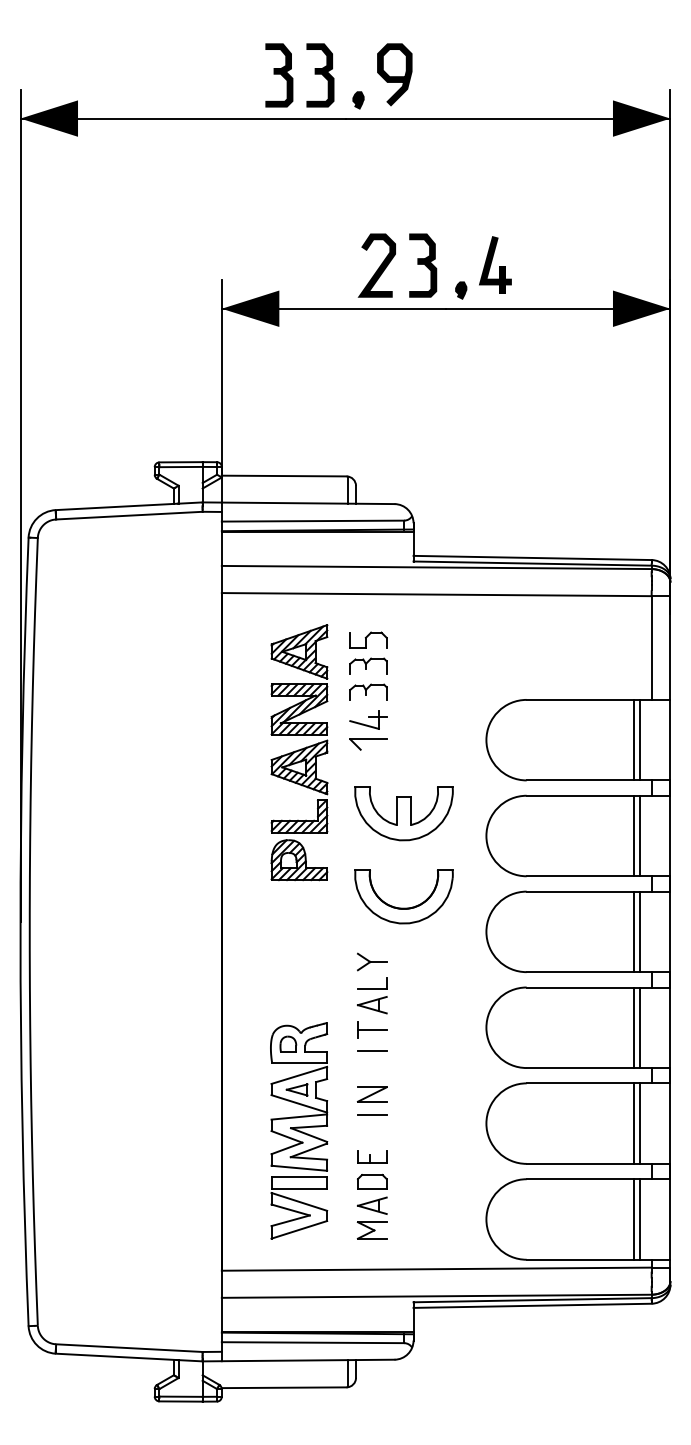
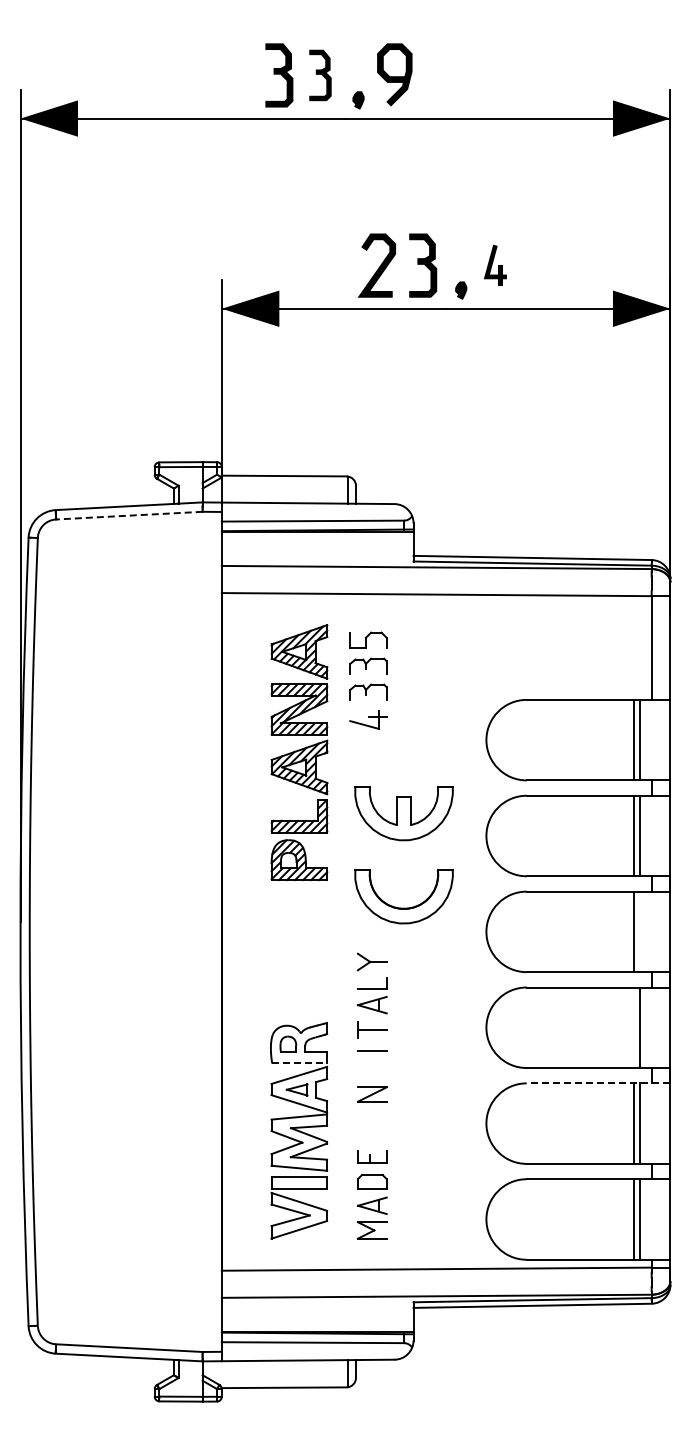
part size: 29x65 px -> 23x53 px (320, 75)
part size: 33x58 px -> 23x42 px (495, 264)
line: solid -> dashed (128, 515)
part: present -> none (368, 744)
line: present -> none (639, 931)
line: present -> none (634, 1027)
line: solid -> dashed (300, 1063)
line: solid -> dashed (598, 1083)
line: present -> none (371, 1114)
